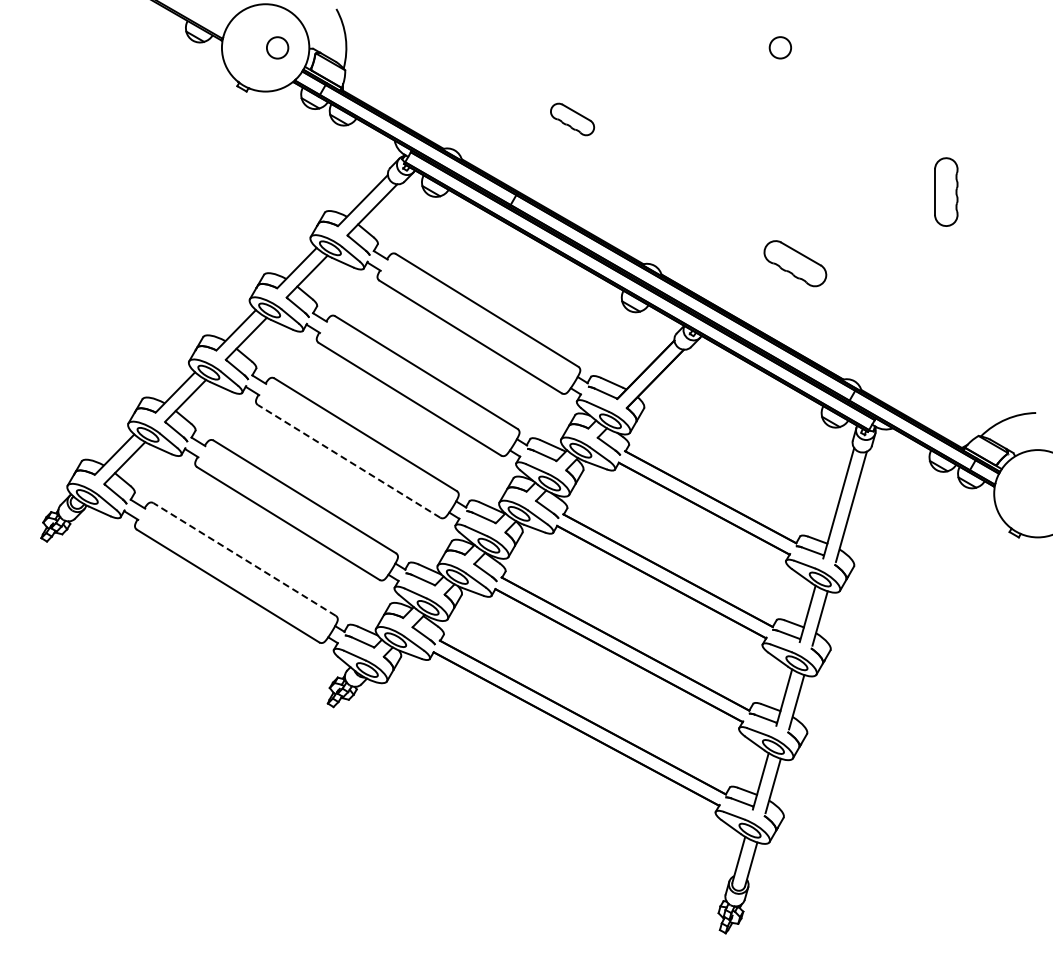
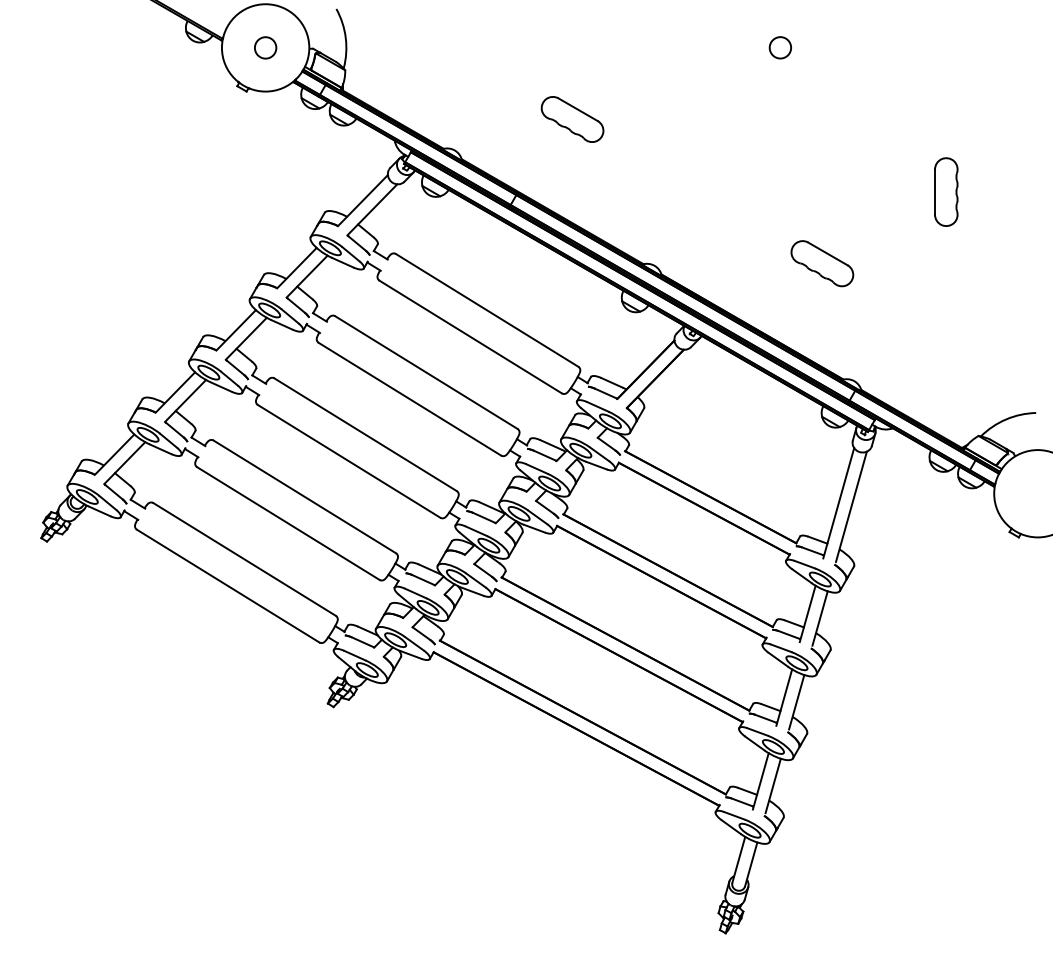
circle position: (277, 47) -> (265, 47) (265, 47)
part size: 46x35 px -> 65x47 px (572, 119)
part position: (795, 263) -> (822, 263) (822, 263)
line: dashed -> solid (348, 461)
line: dashed -> solid (244, 559)
